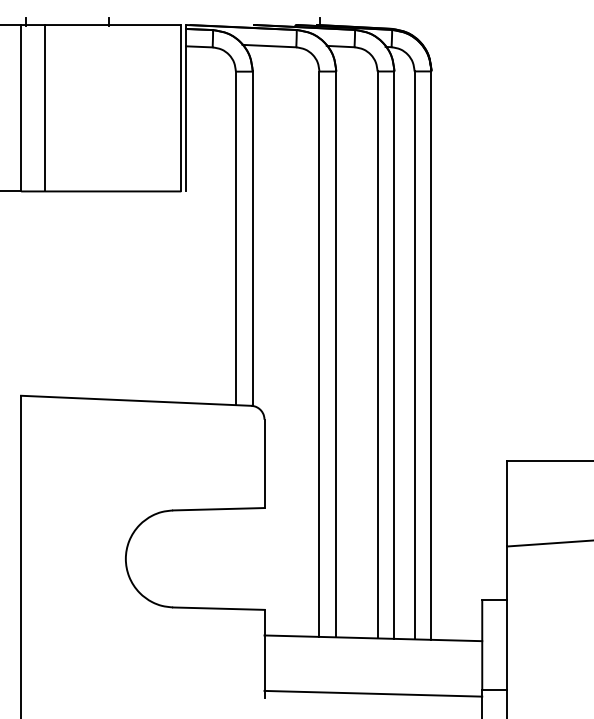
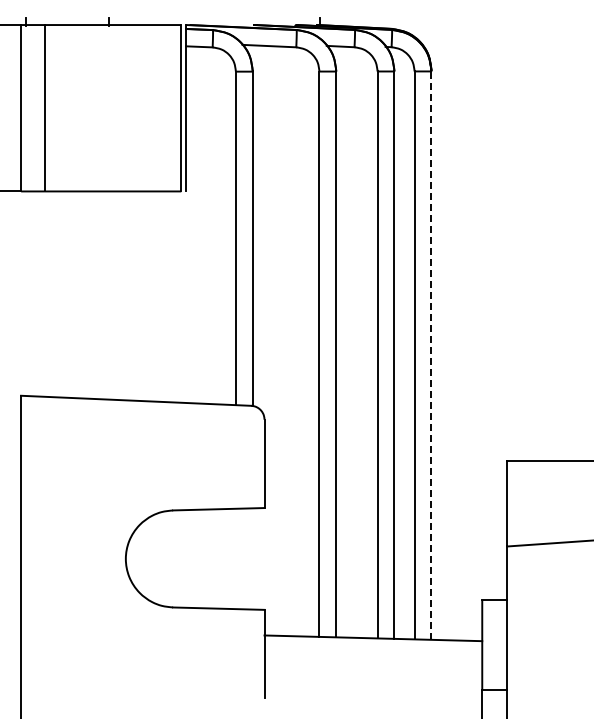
line: solid -> dashed (431, 354)
line: present -> none (373, 693)
